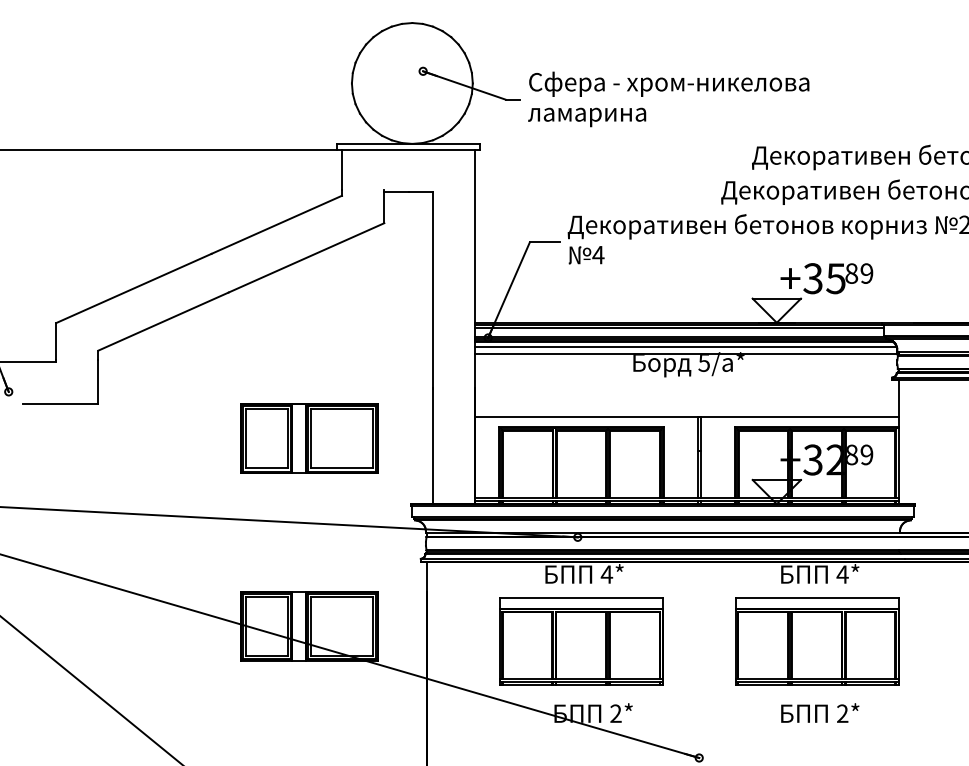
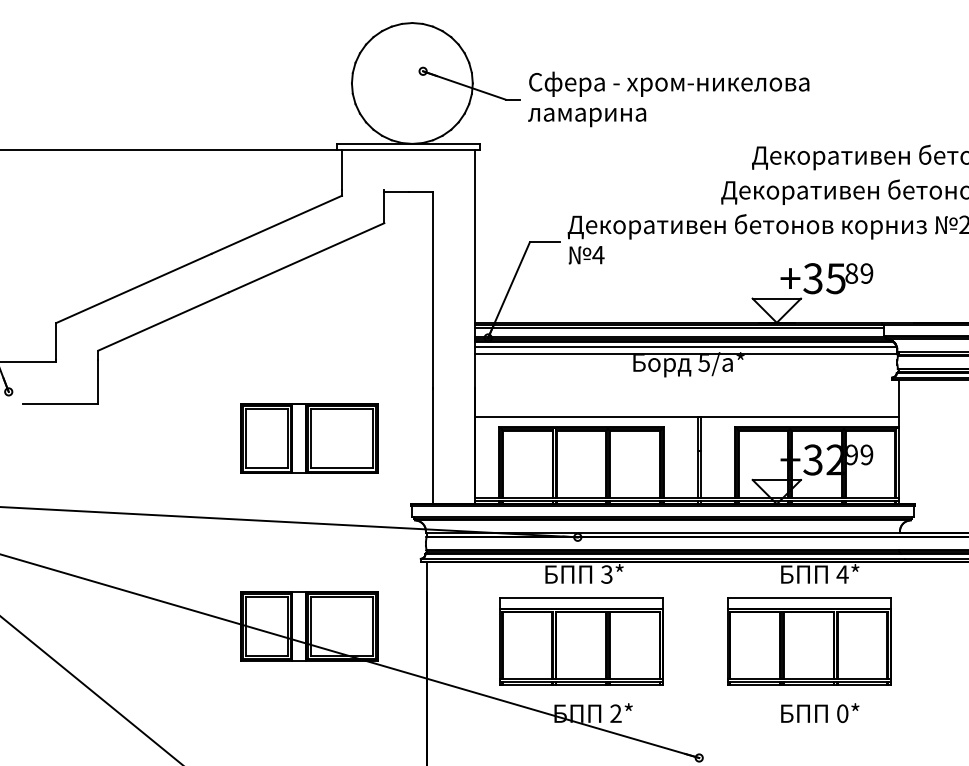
text: 89 -> 99 (852, 454)
text: 4* -> 3* (606, 574)
part position: (817, 641) -> (809, 641) (809, 641)
text: 2* -> 0* (842, 713)
